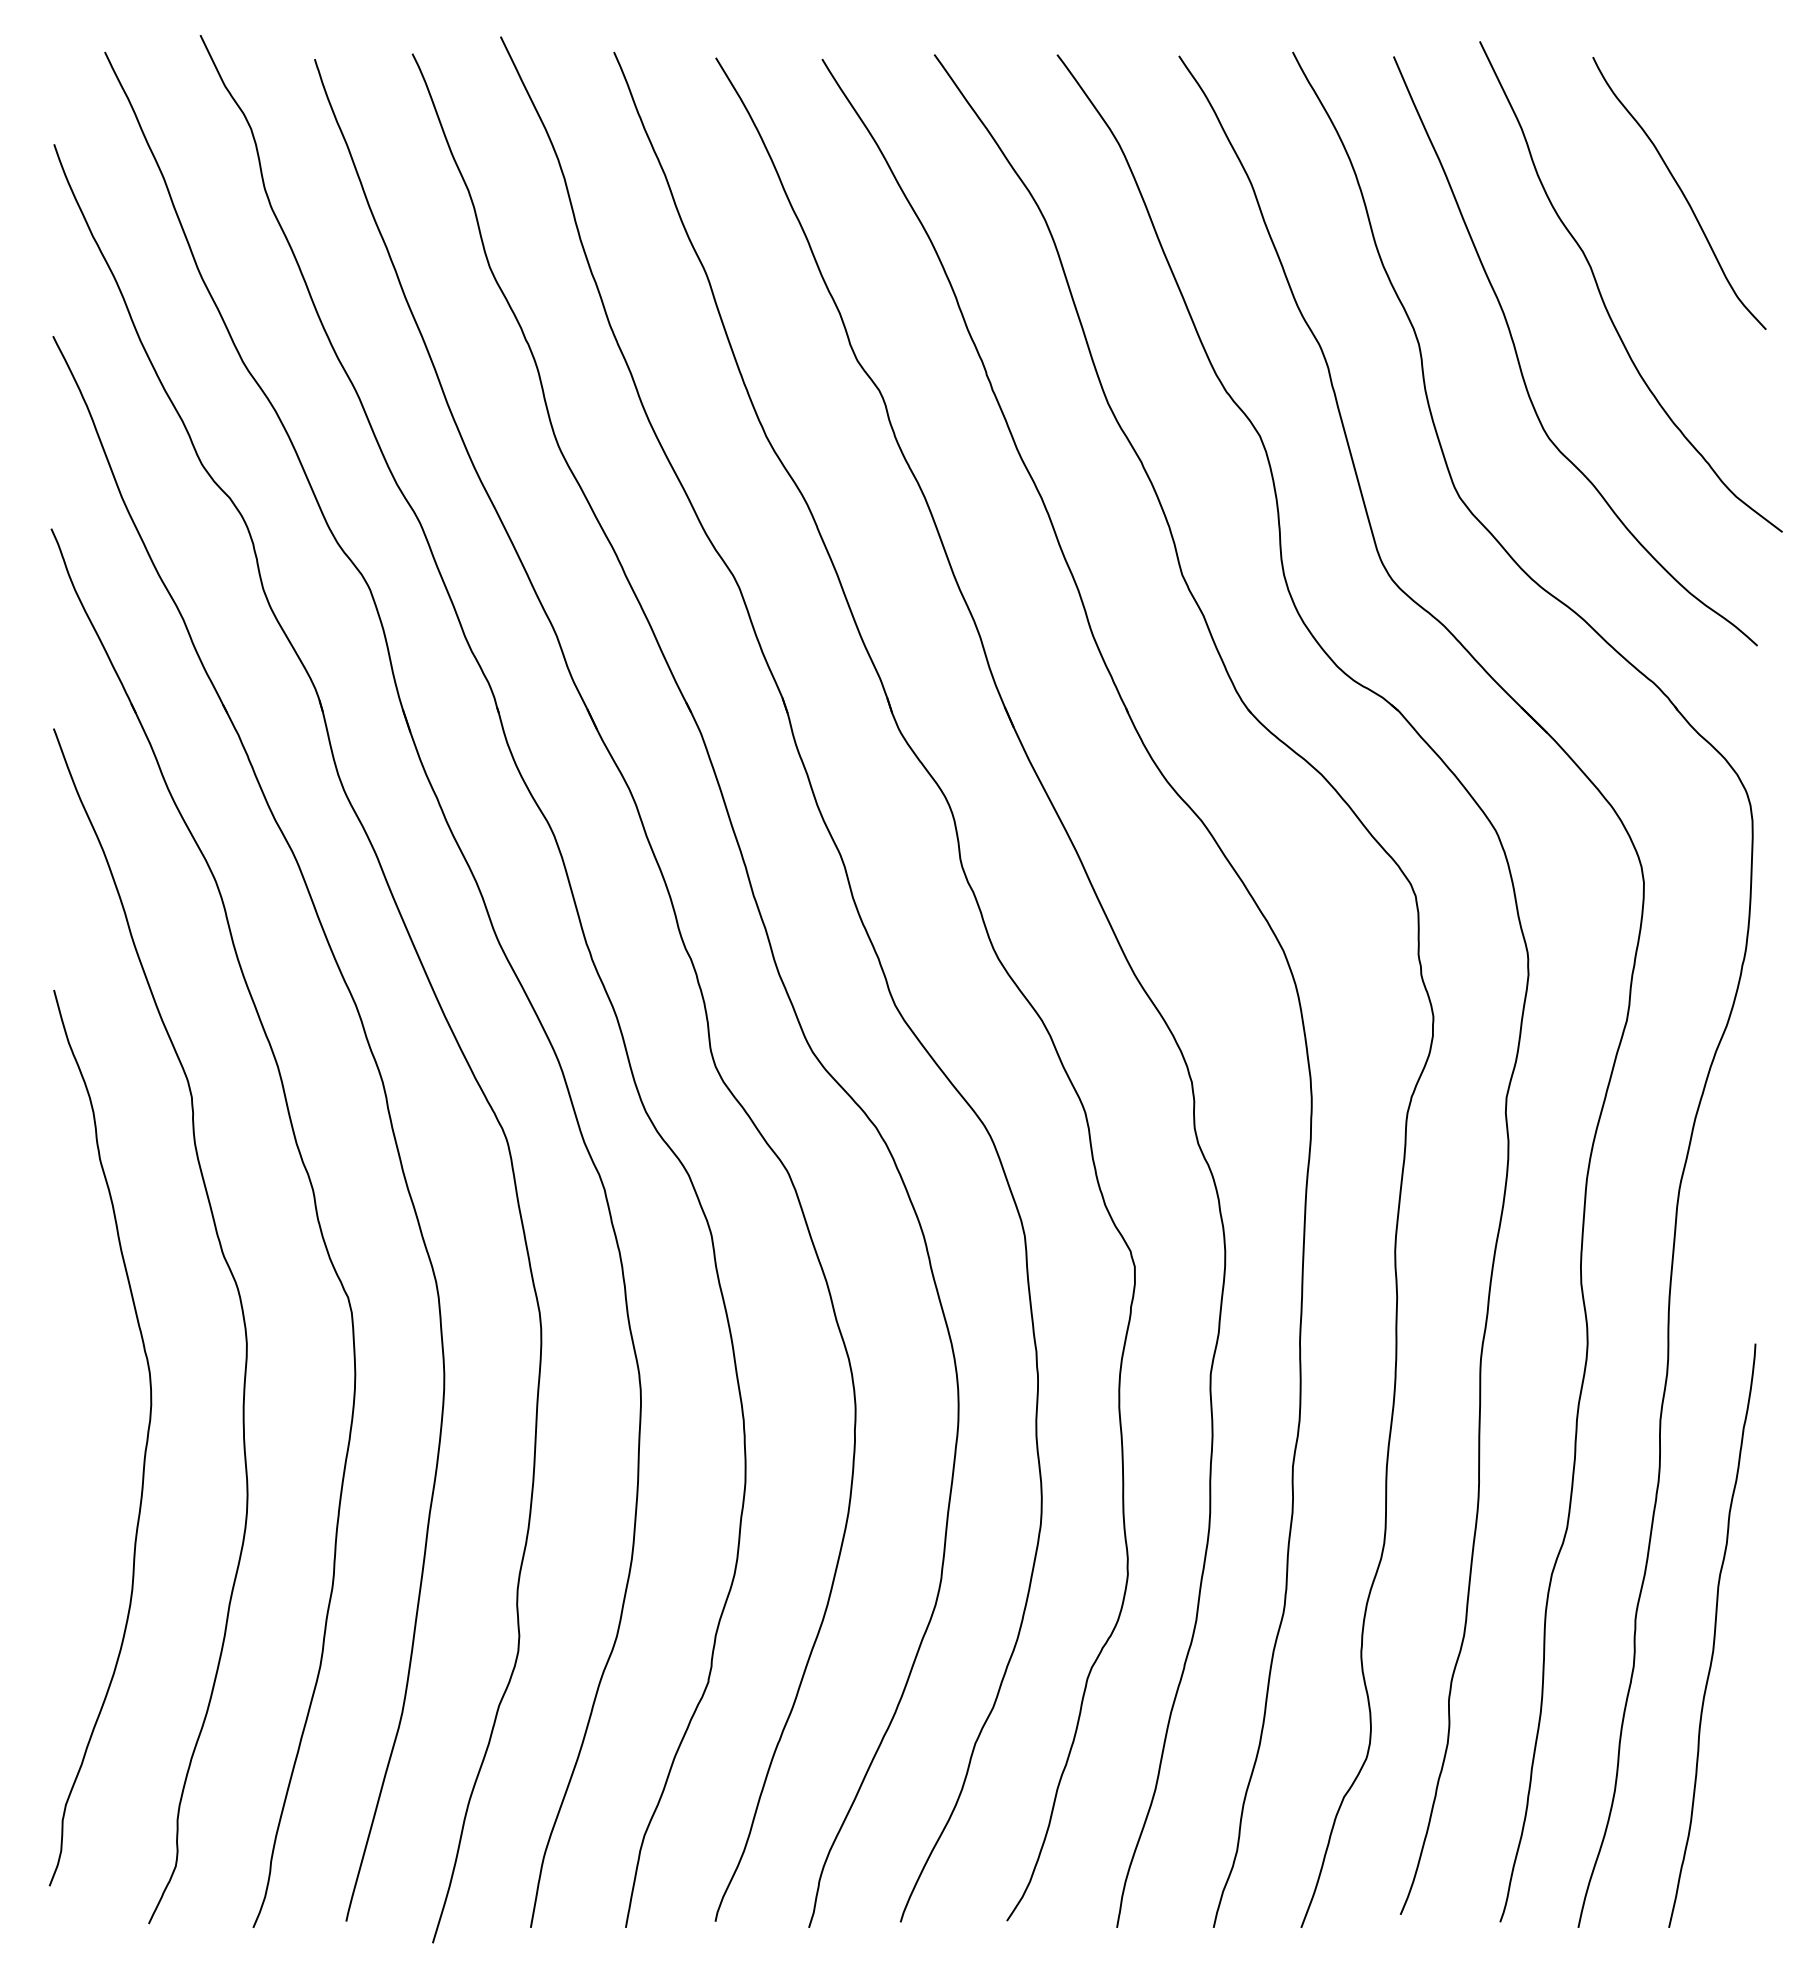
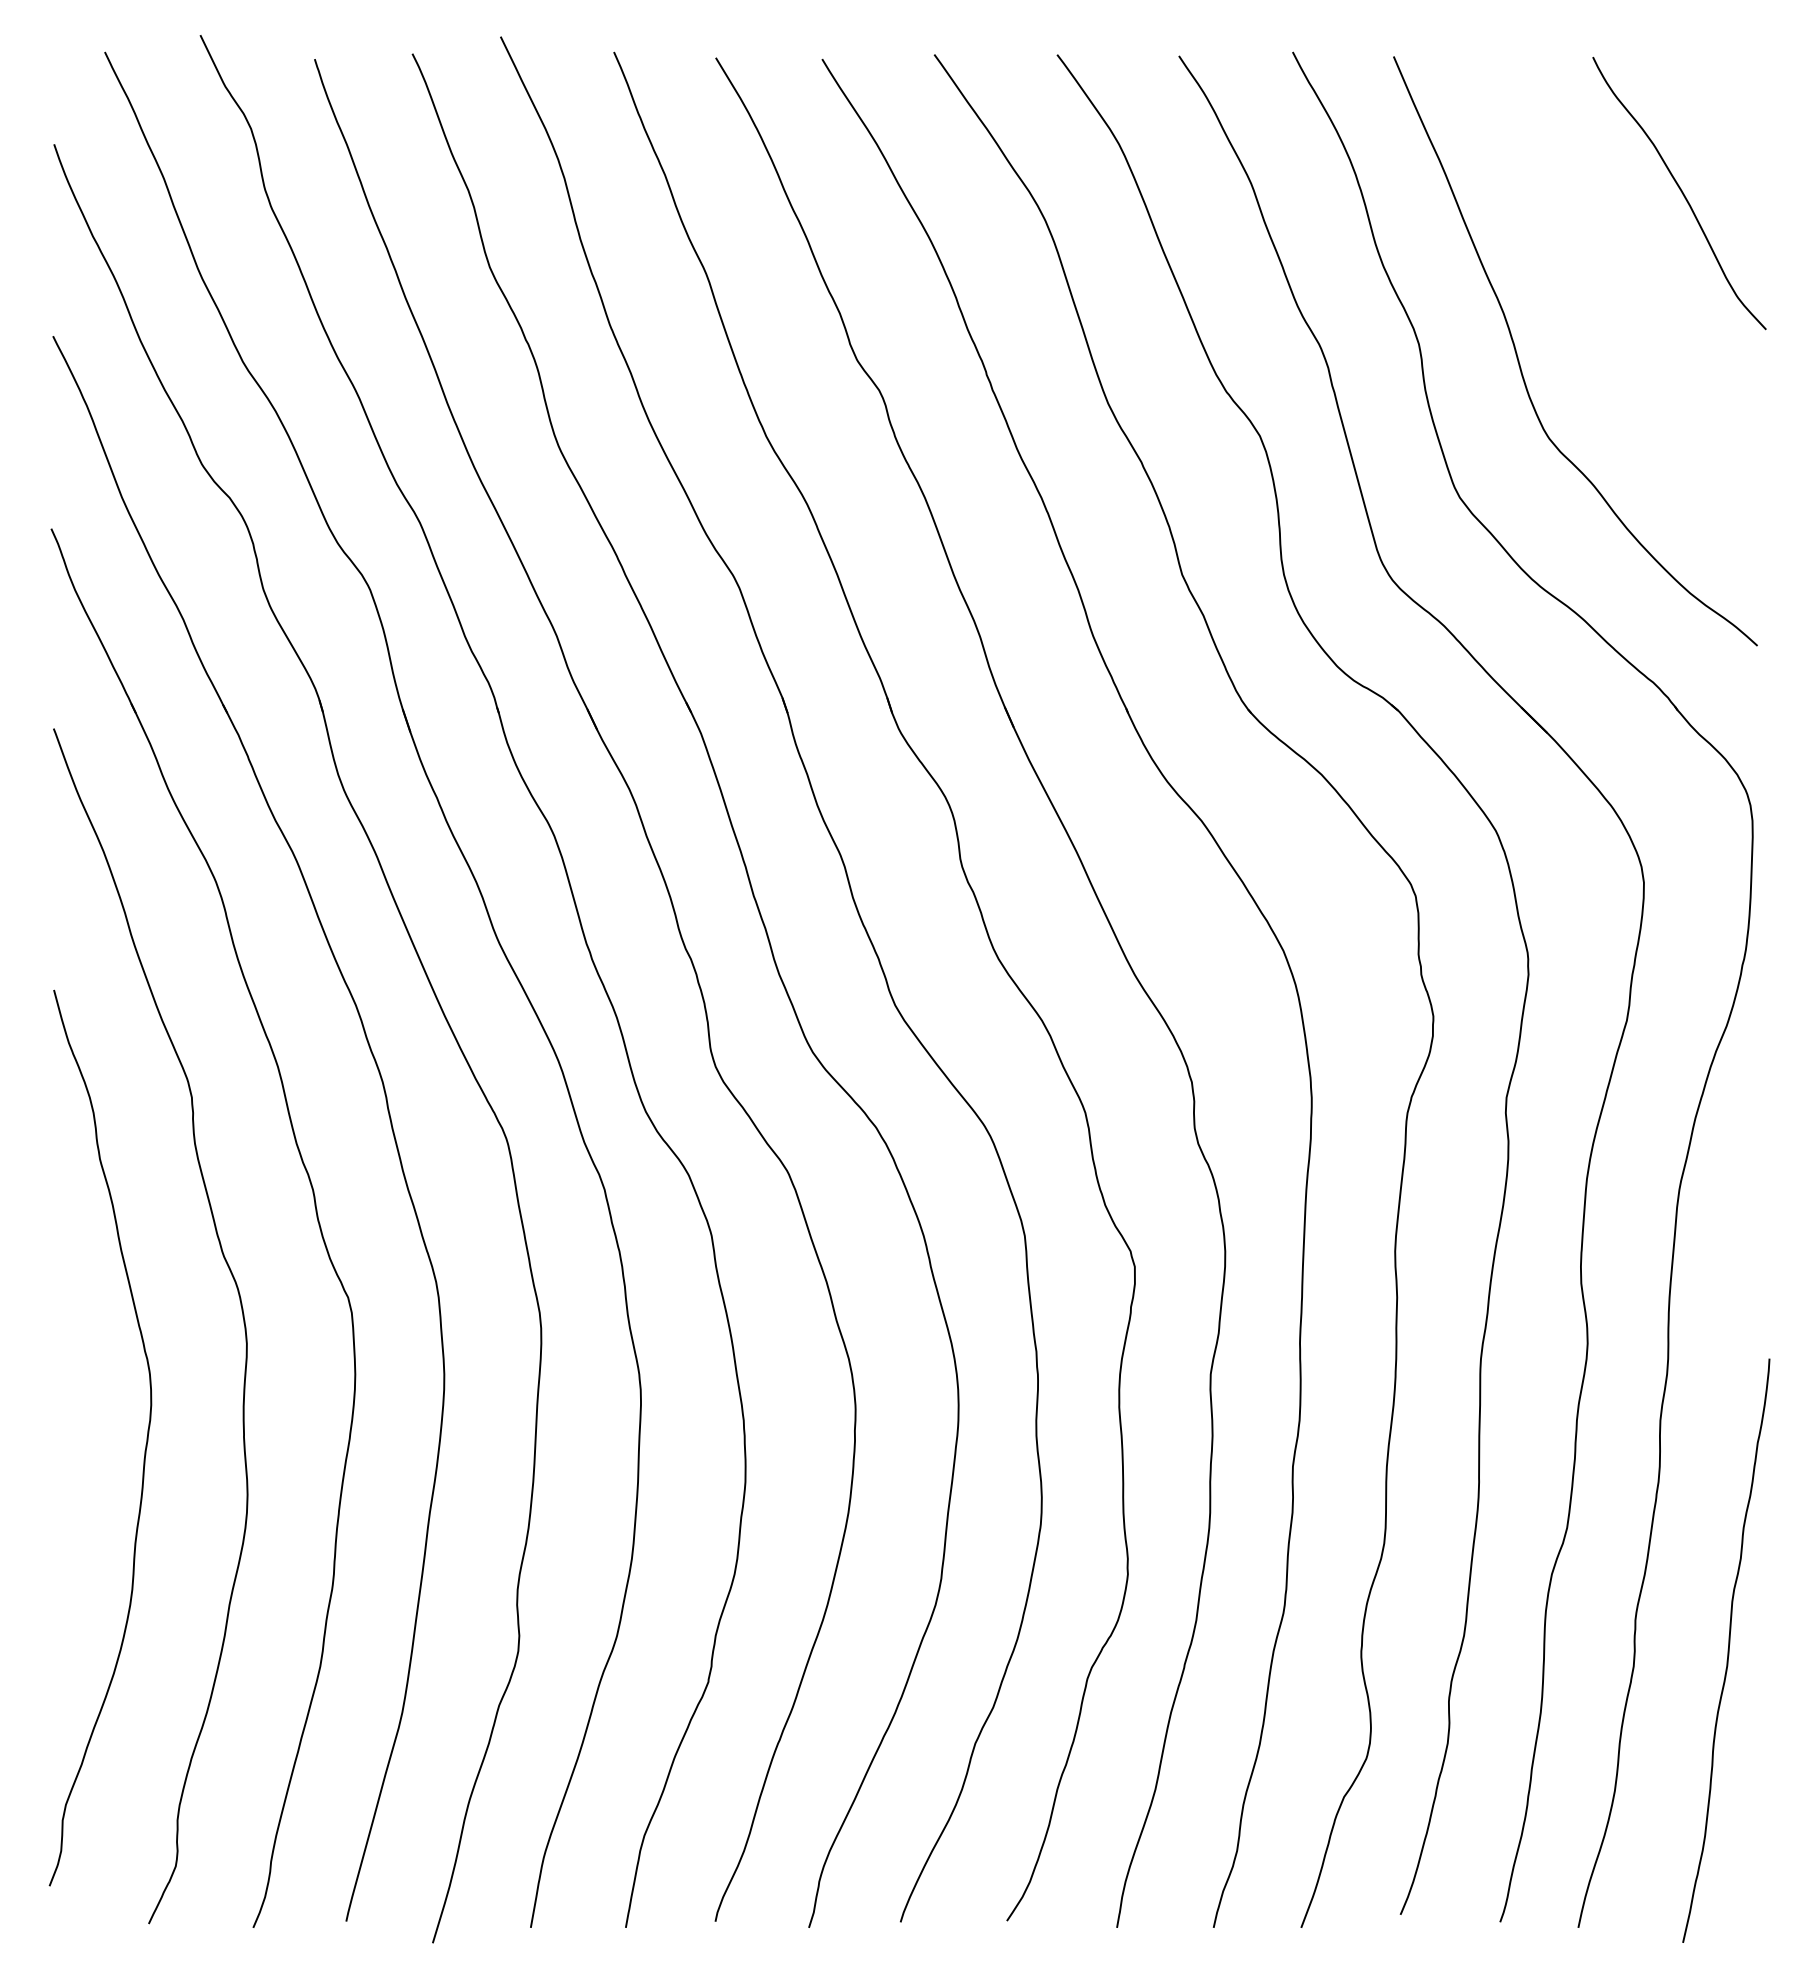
curve: present -> none (1602, 296)
curve position: (1713, 1635) -> (1727, 1650) (1727, 1650)
